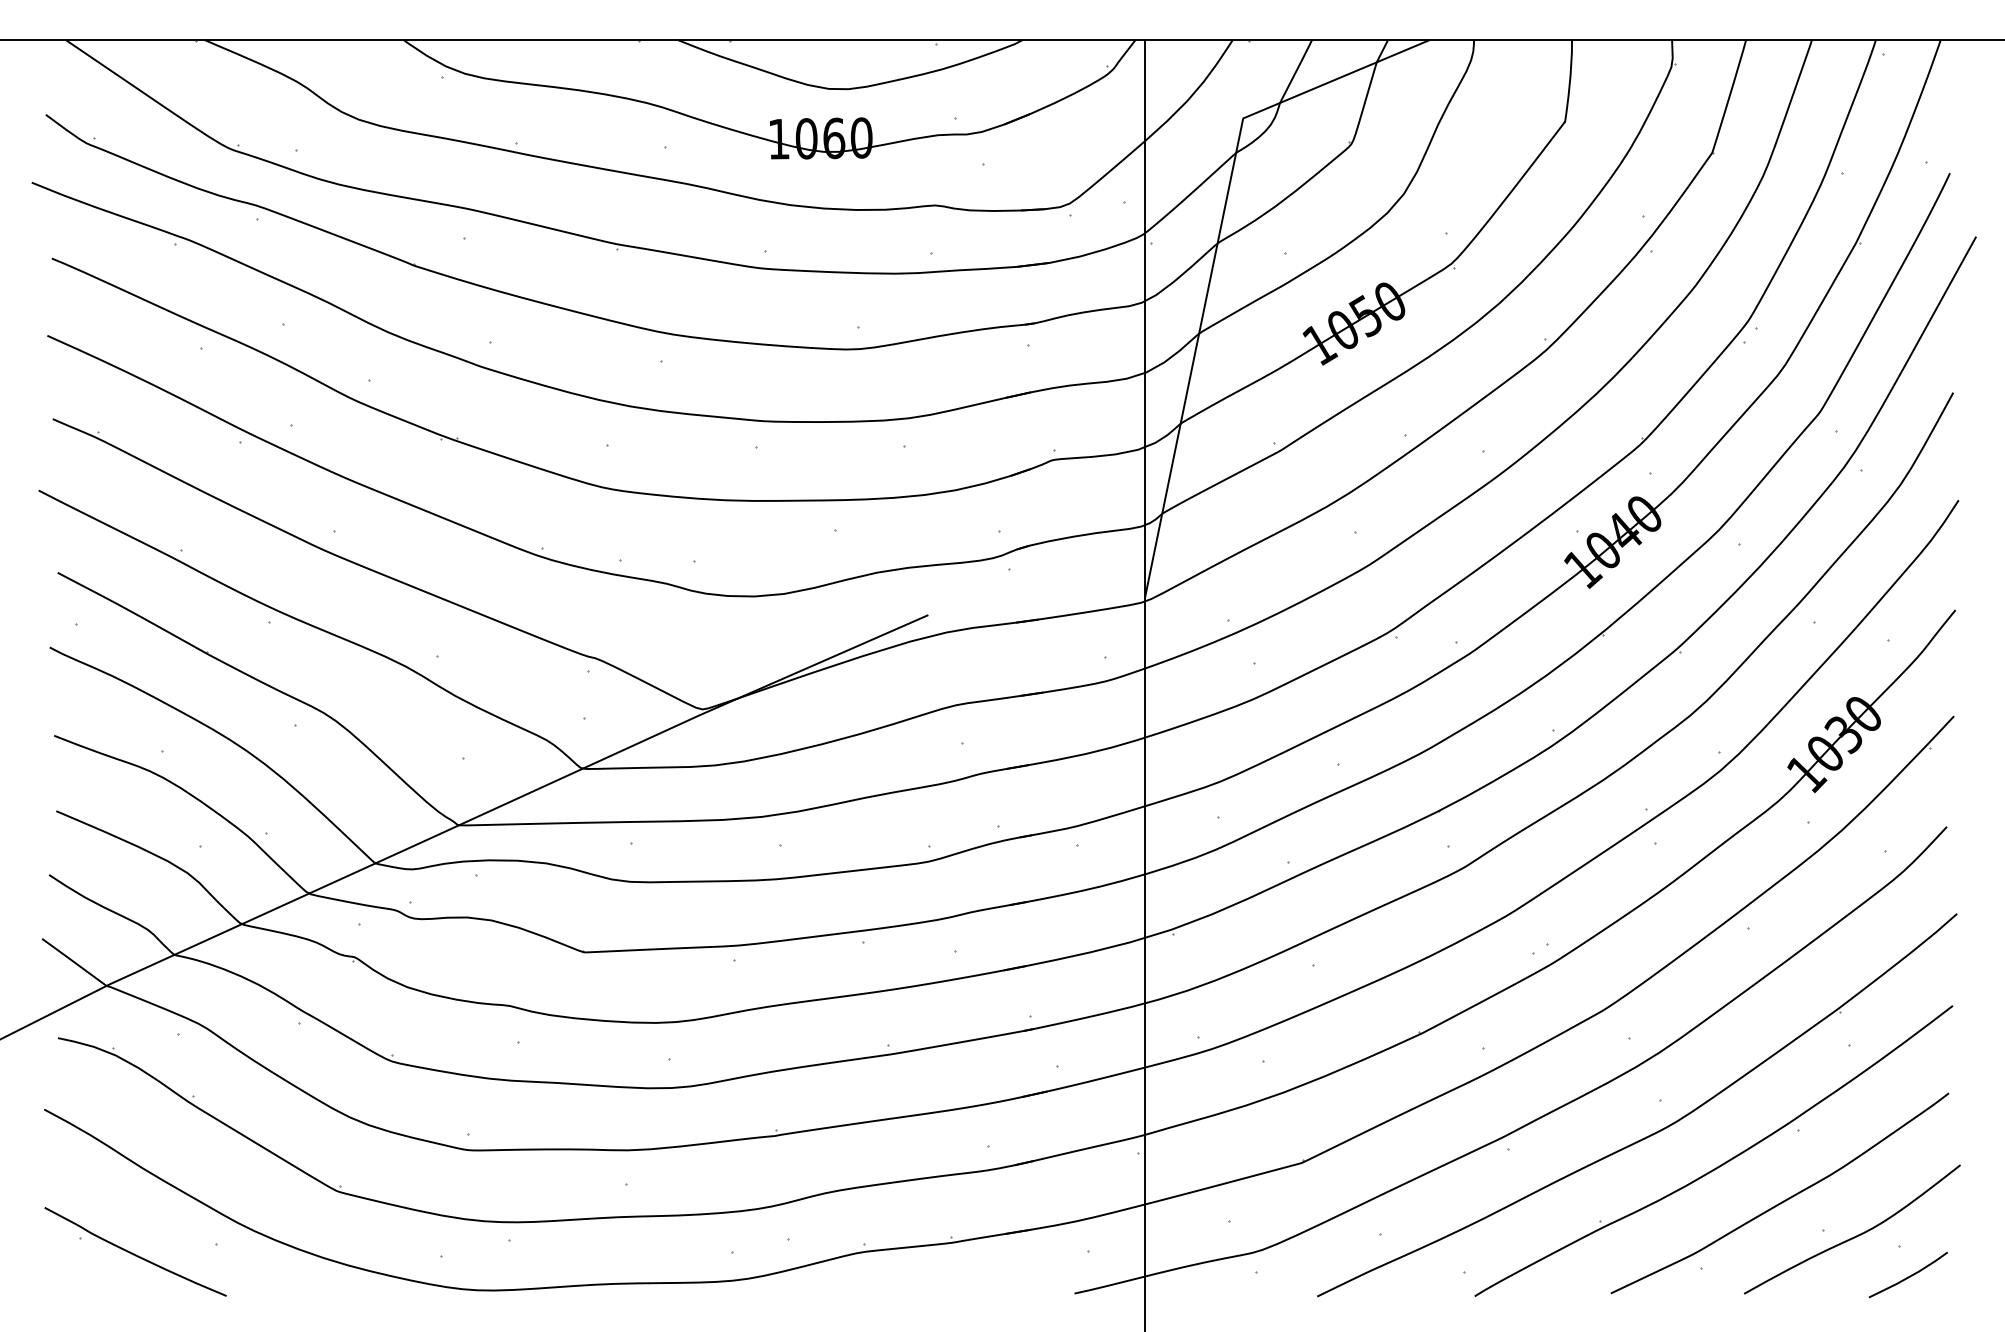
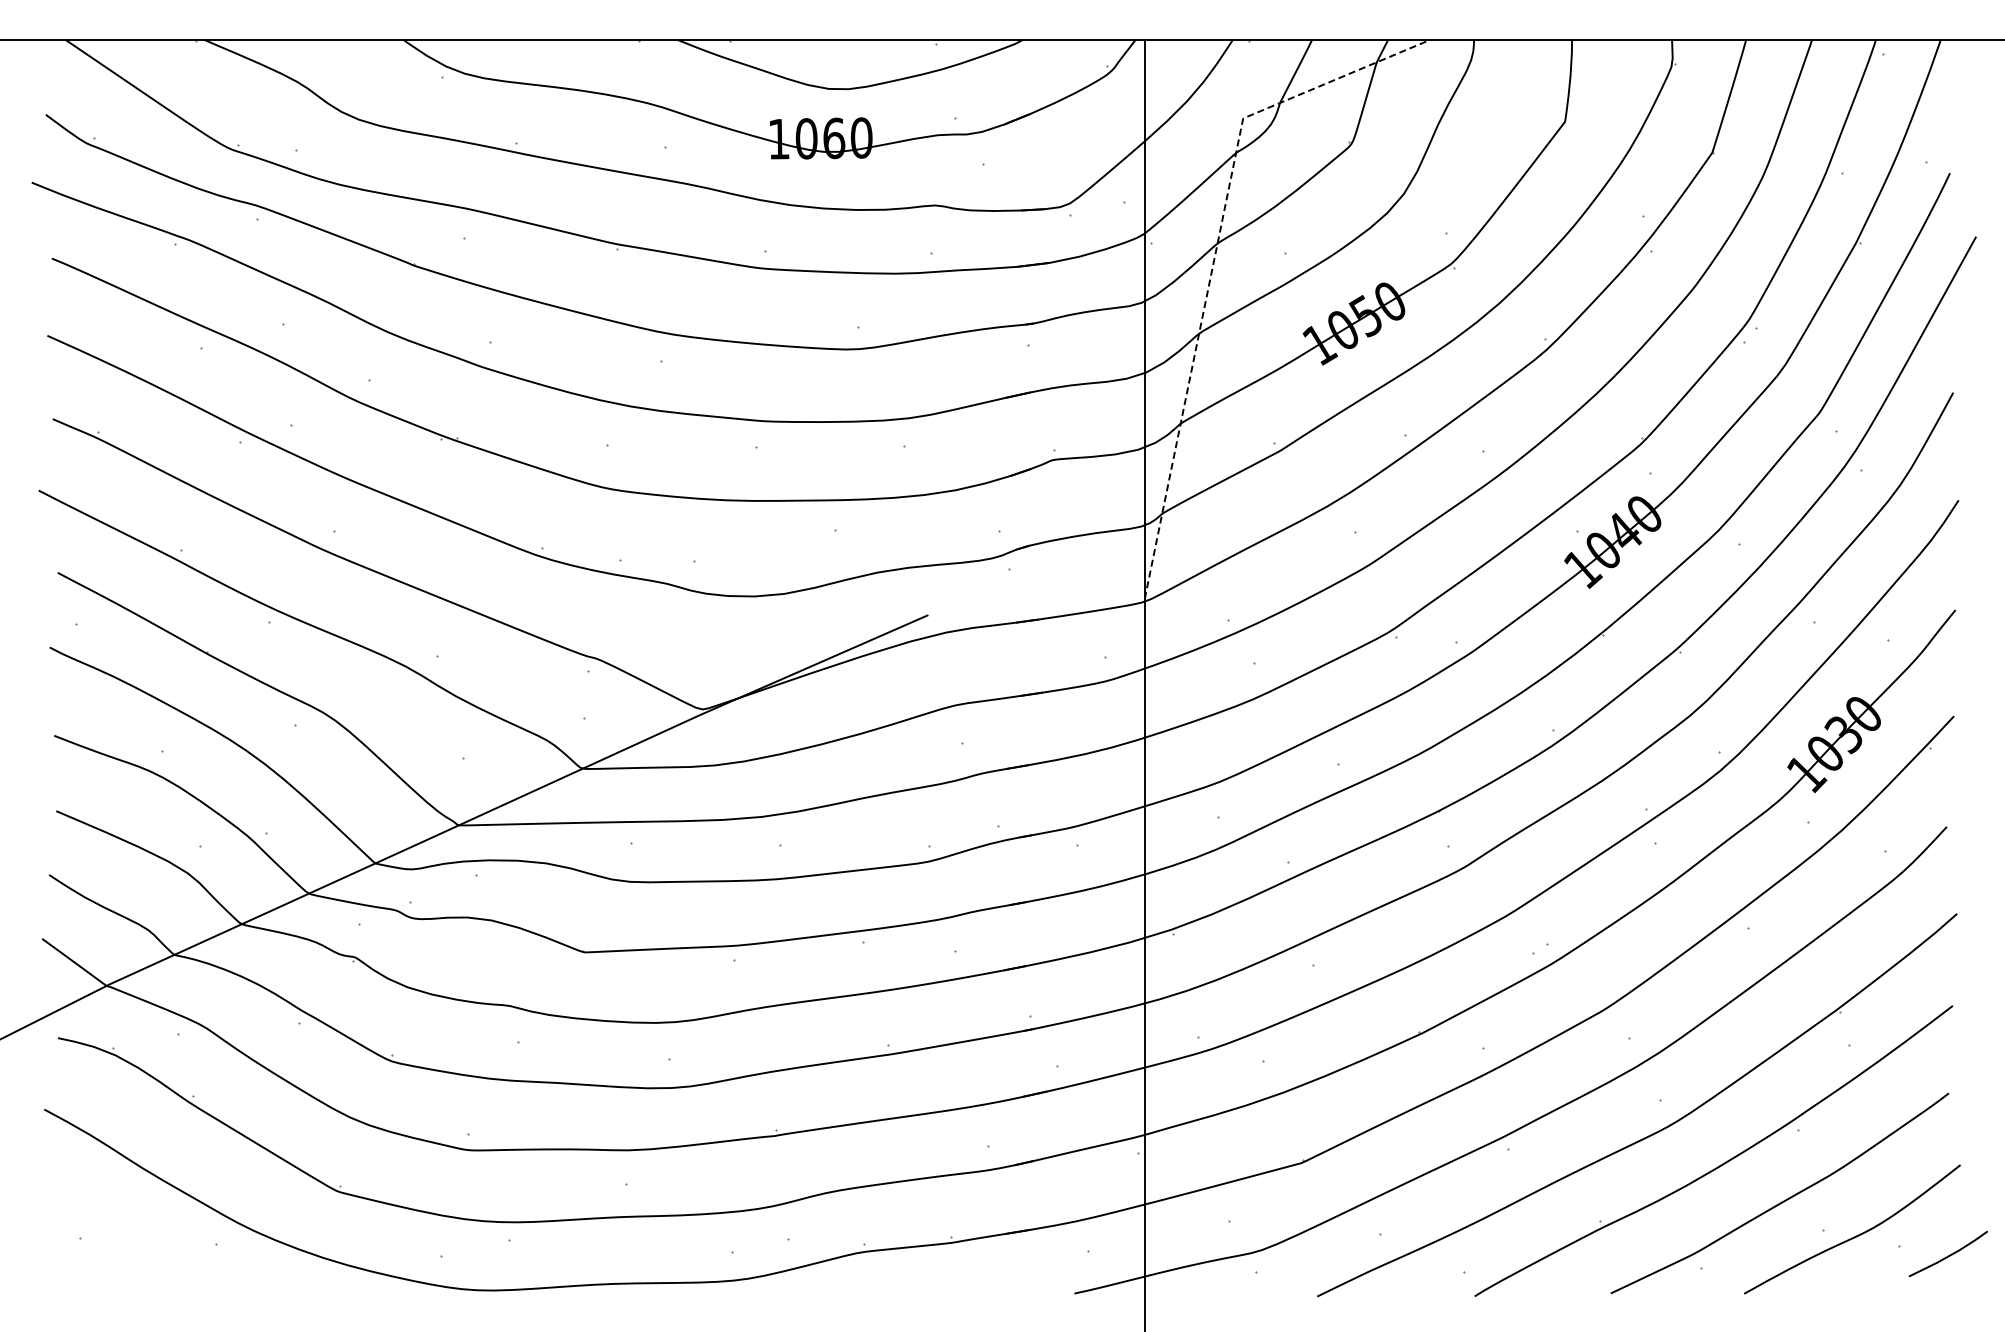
line: solid -> dashed (1214, 258)
curve: present -> none (134, 1253)
line position: (1907, 1276) -> (1947, 1255) (1947, 1255)
